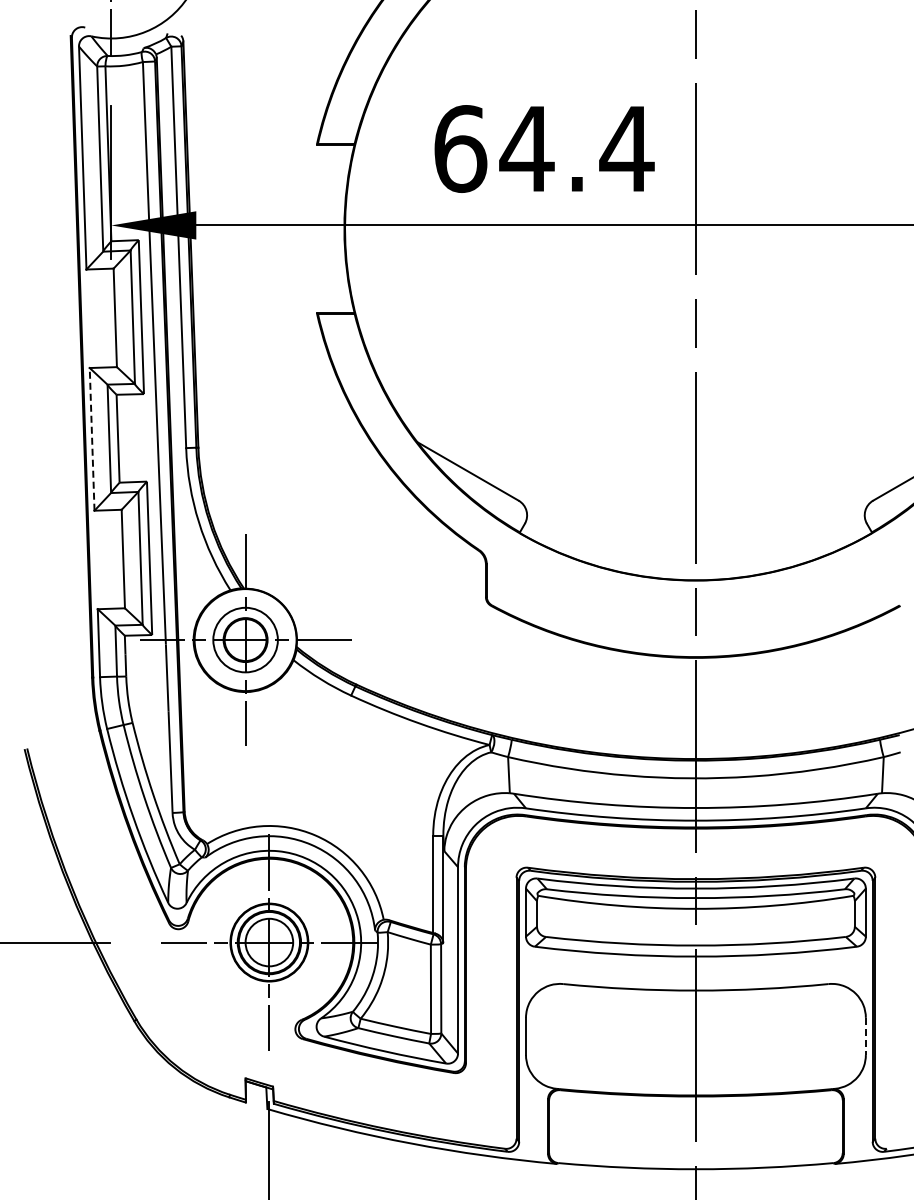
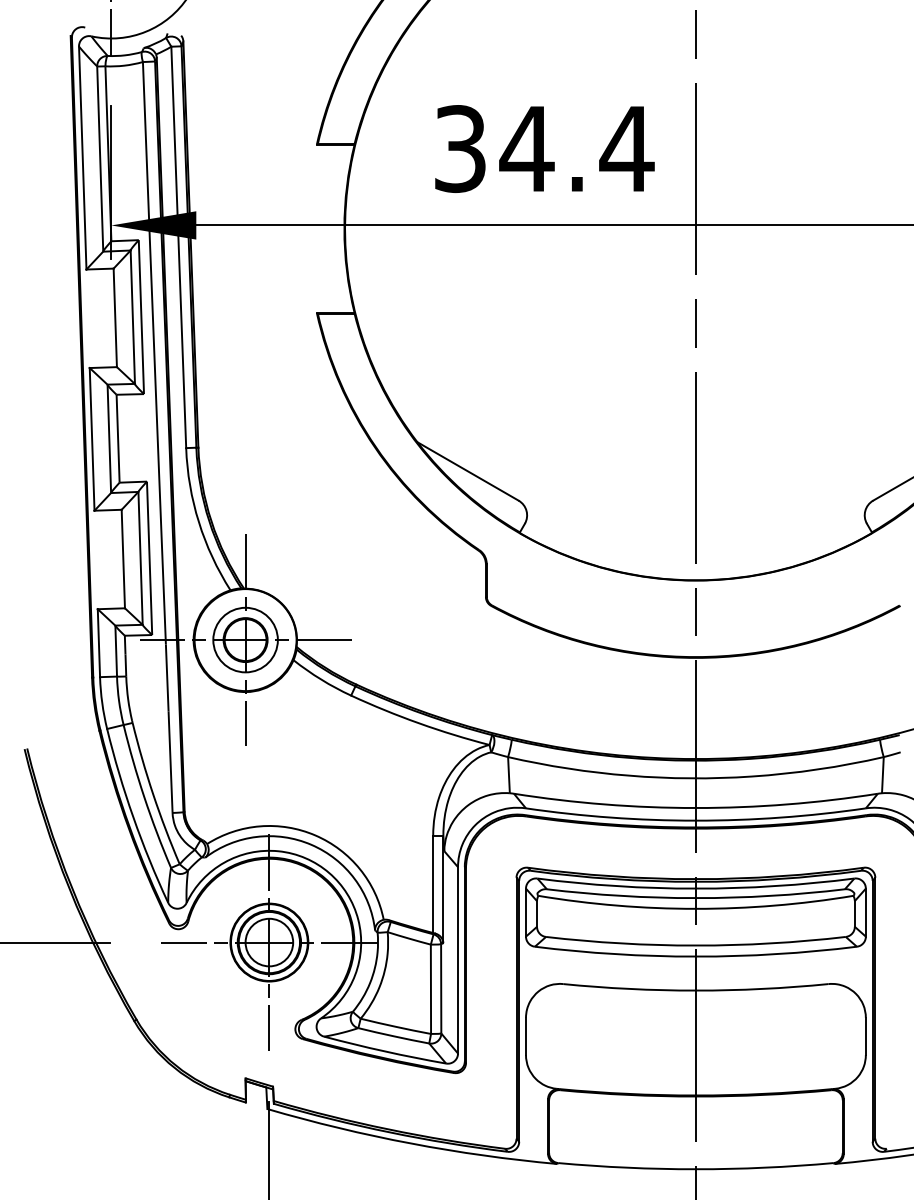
text: 64.4 -> 34.4 (460, 149)
line: dashed -> solid (92, 438)
line: dashed -> solid (865, 1036)
